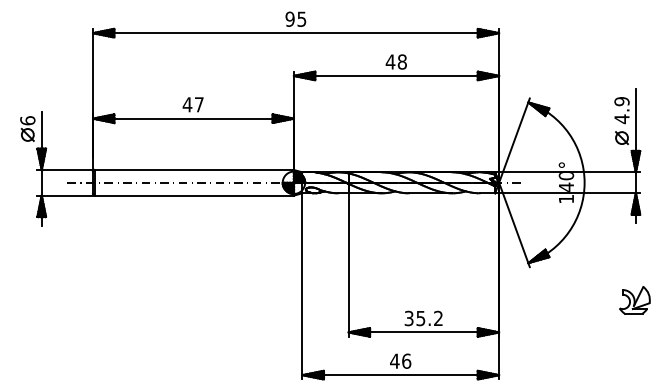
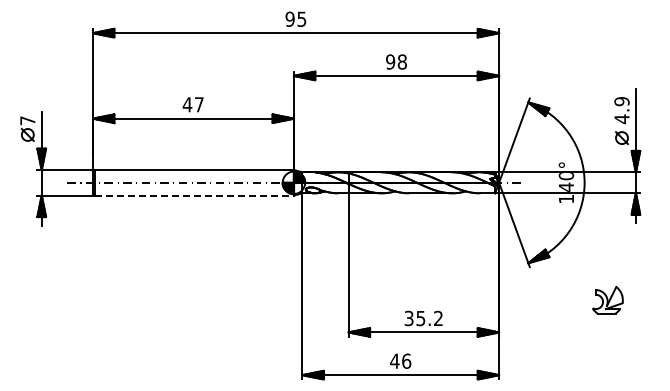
text: 48 -> 98 (390, 61)
text: 6 -> 7 (27, 120)
line: solid -> dashed (194, 195)
part position: (634, 300) -> (607, 300) (607, 300)
